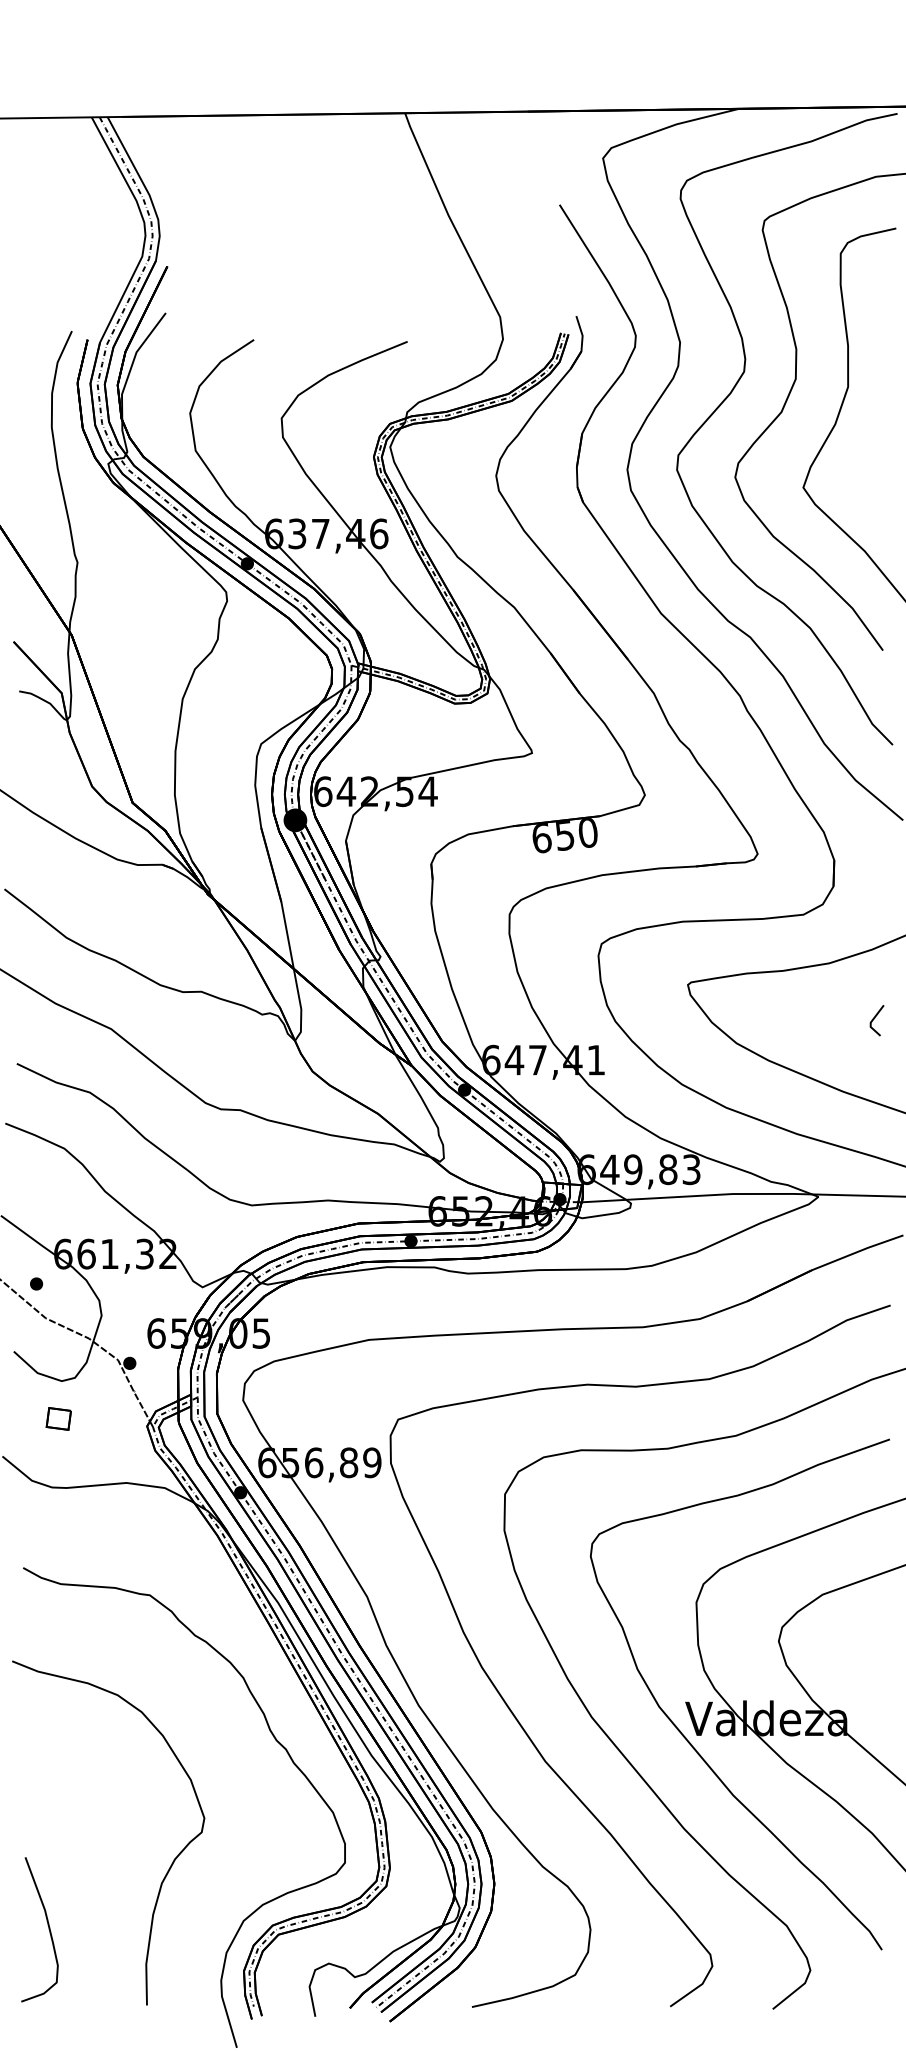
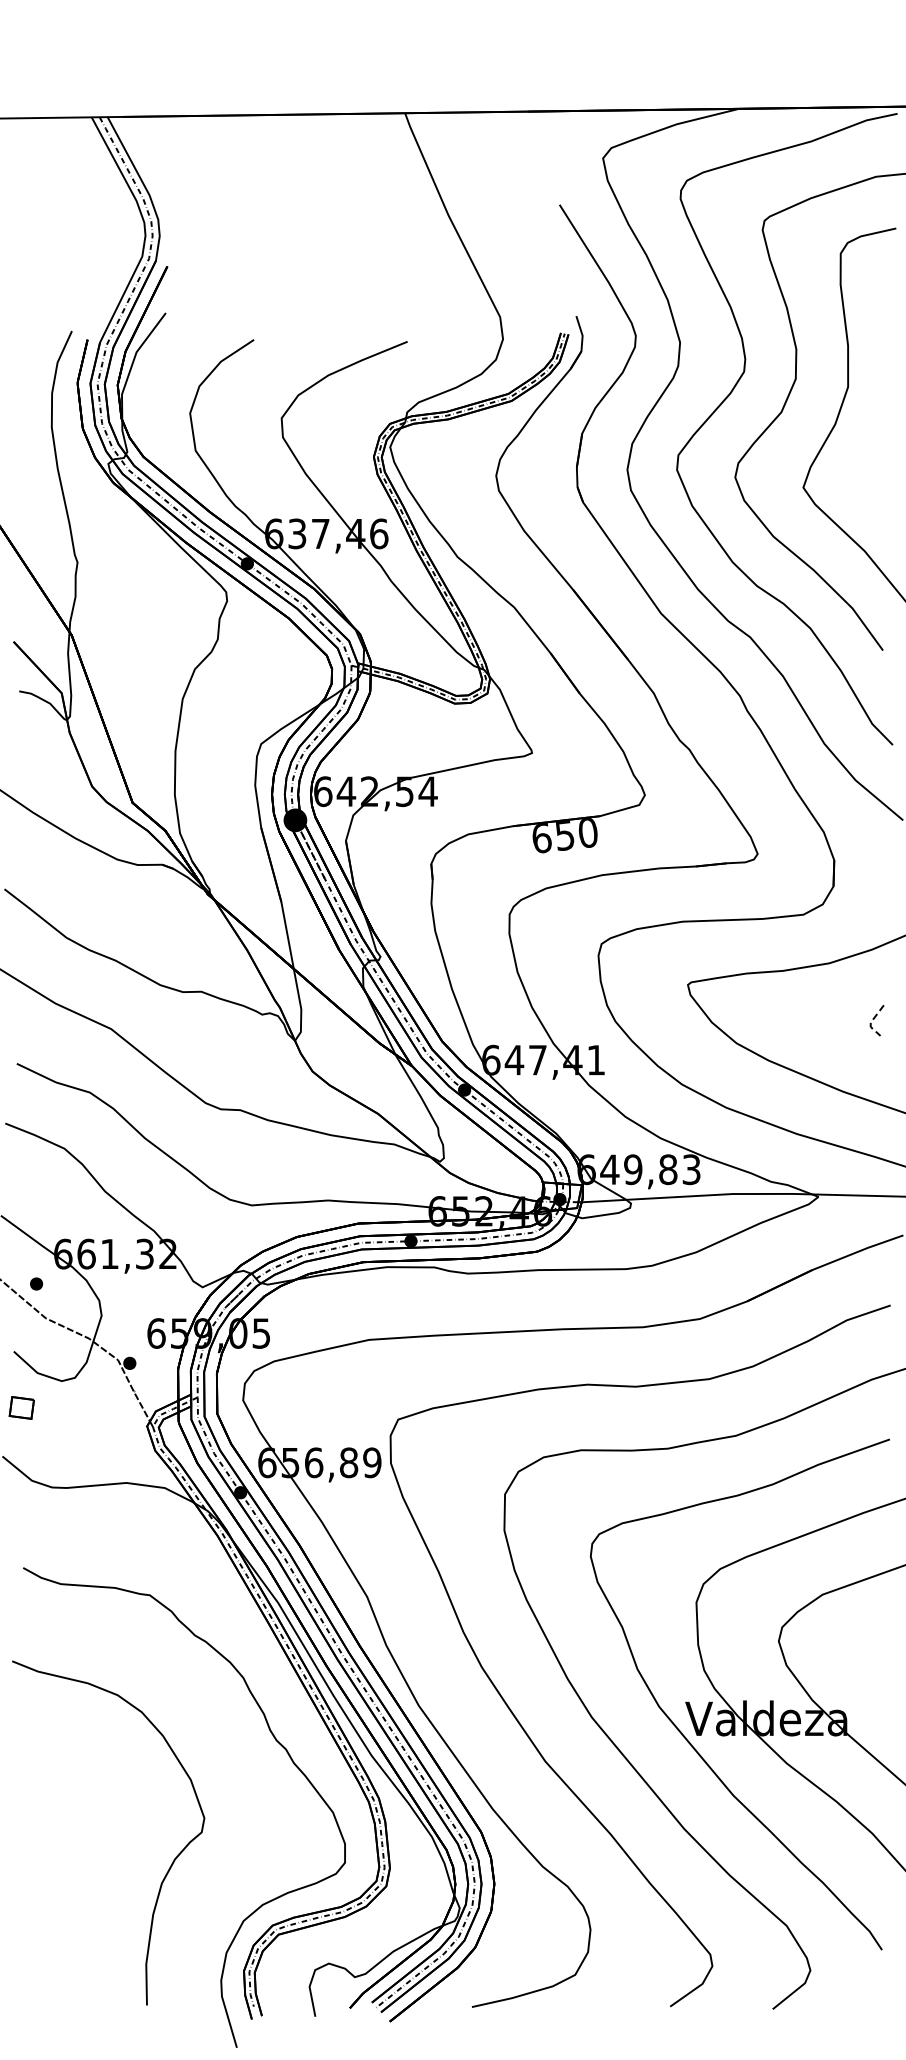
line: solid -> dashed (870, 1022)
part position: (58, 1418) -> (21, 1407) (21, 1407)
curve: present -> none (47, 1925)
